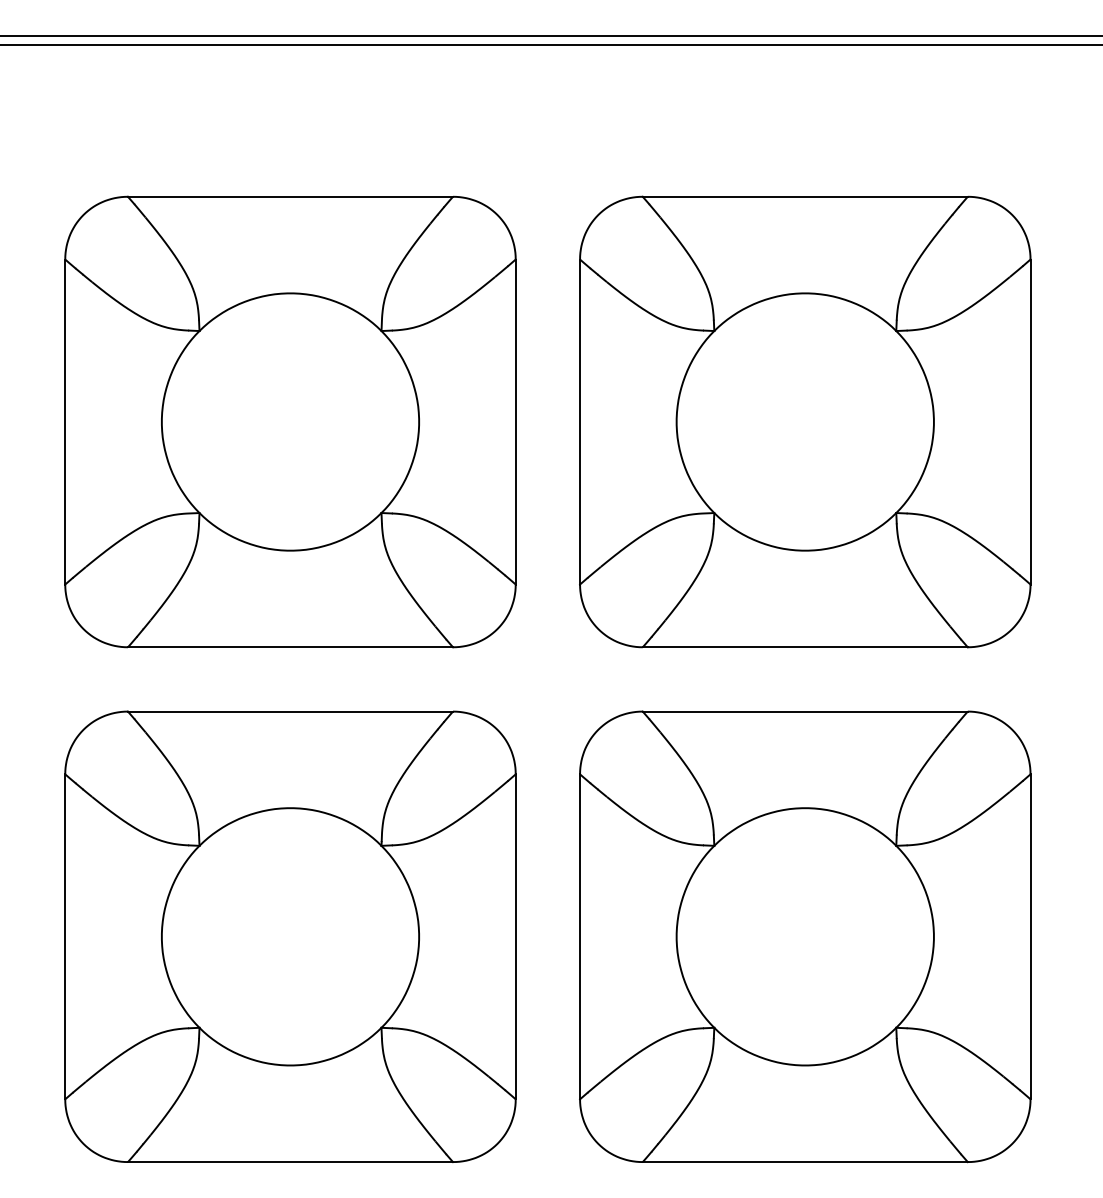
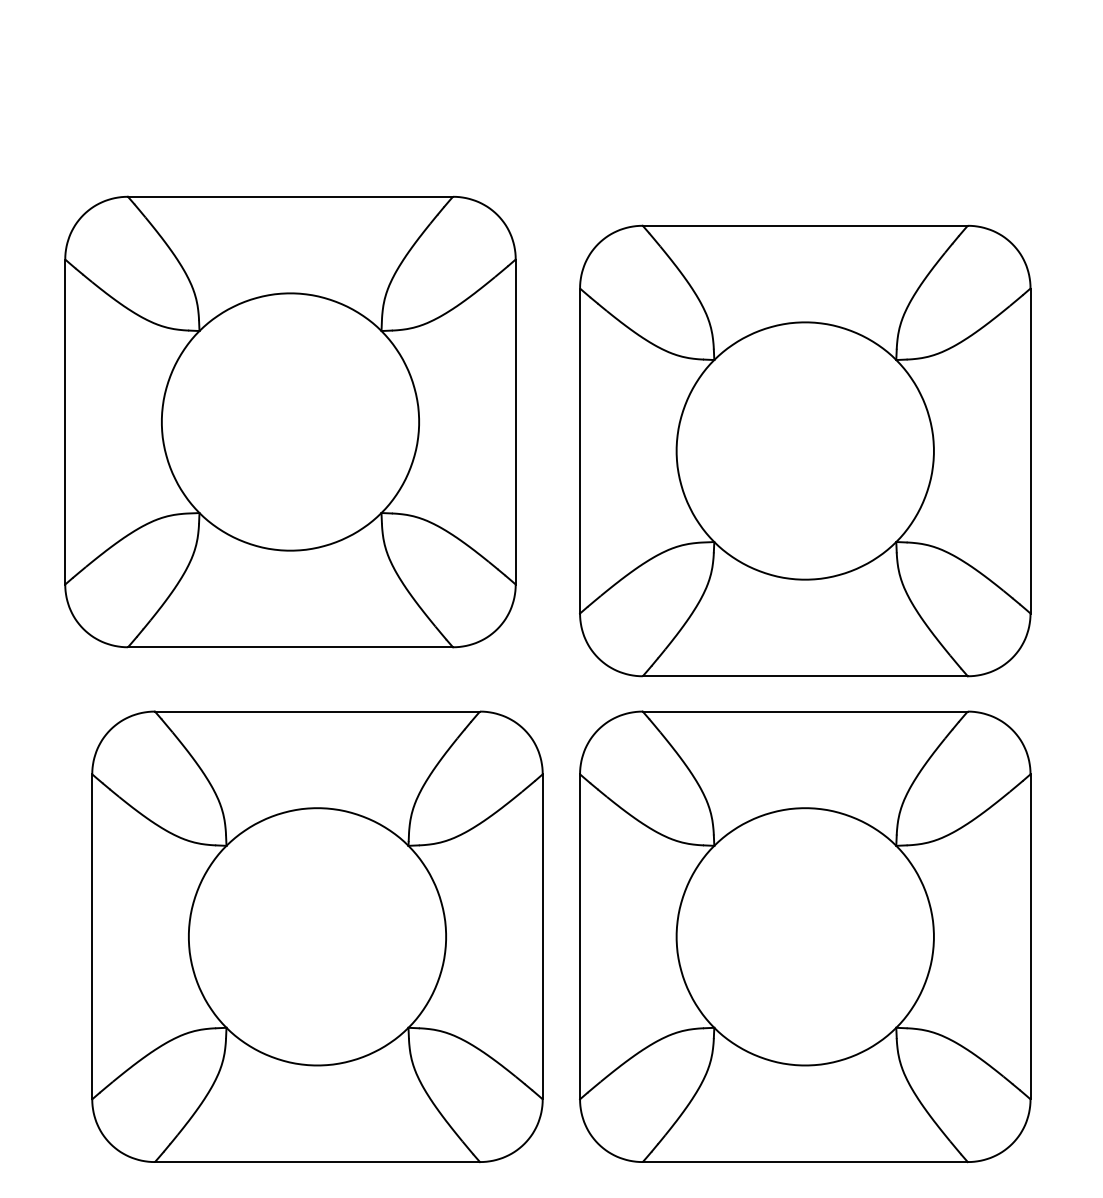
line: present -> none (550, 35)
line: present -> none (550, 44)
part position: (805, 421) -> (805, 450) (805, 450)
part position: (290, 936) -> (317, 936) (317, 936)
